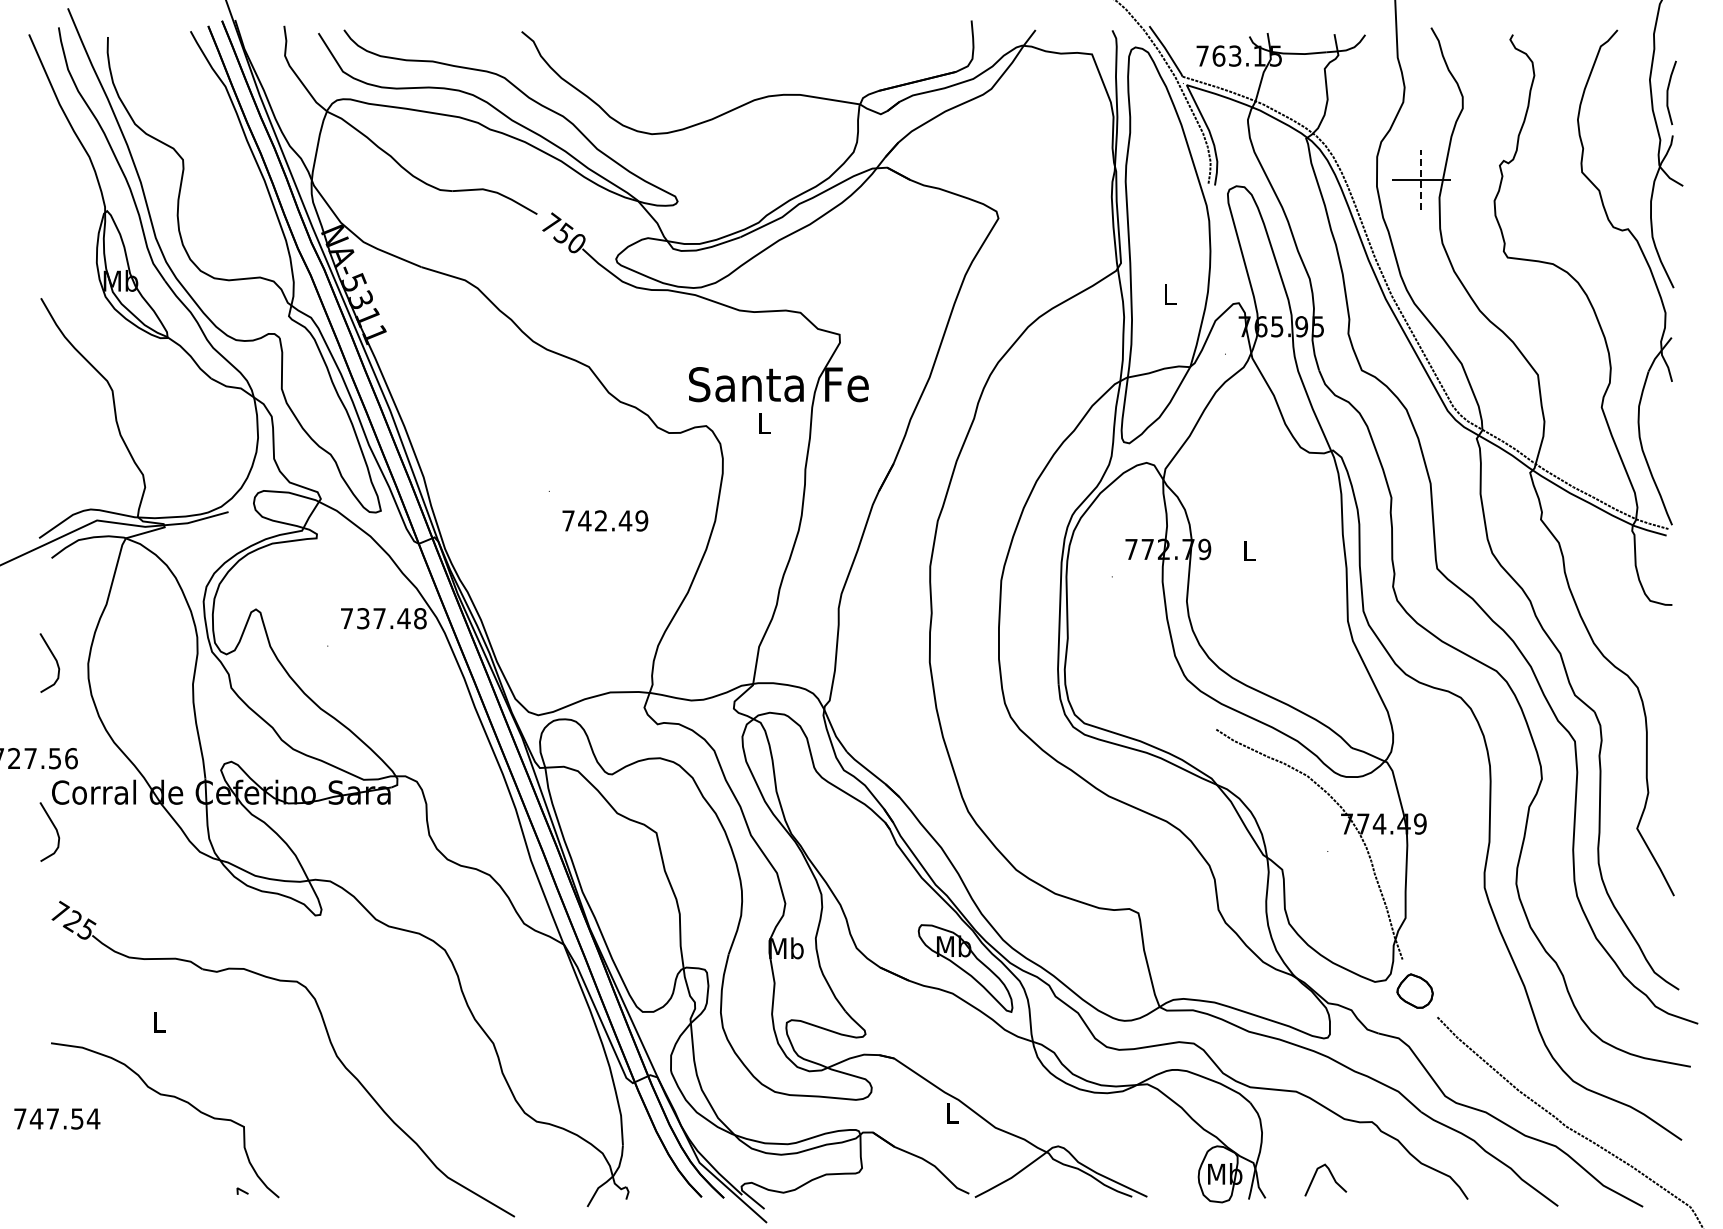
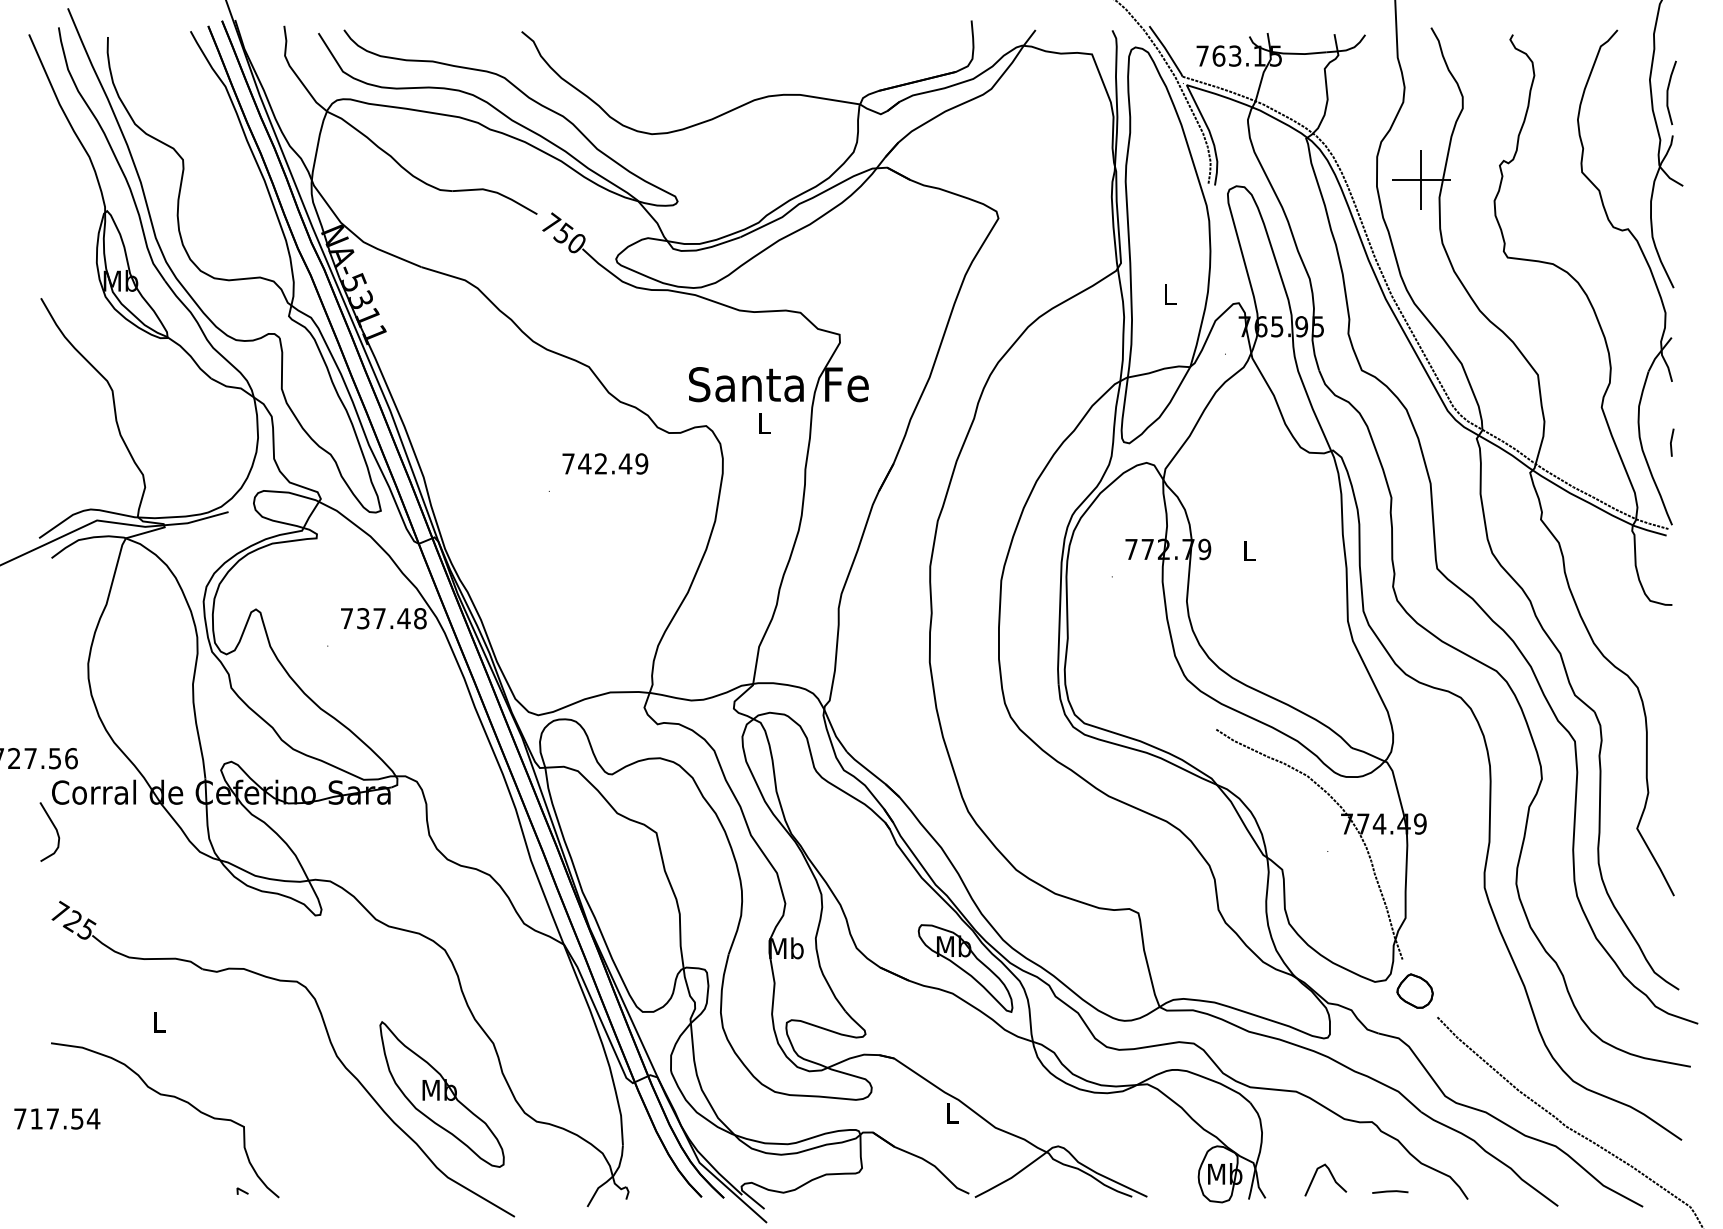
line: dashed -> solid (1421, 179)
line: none -> present (1672, 441)
text position: (605, 520) -> (605, 463) (605, 463)
curve: present -> none (54, 659)
part: none -> present (441, 1094)
text: 747.54 -> 717.54 (36, 1118)
line: none -> present (1390, 1191)
